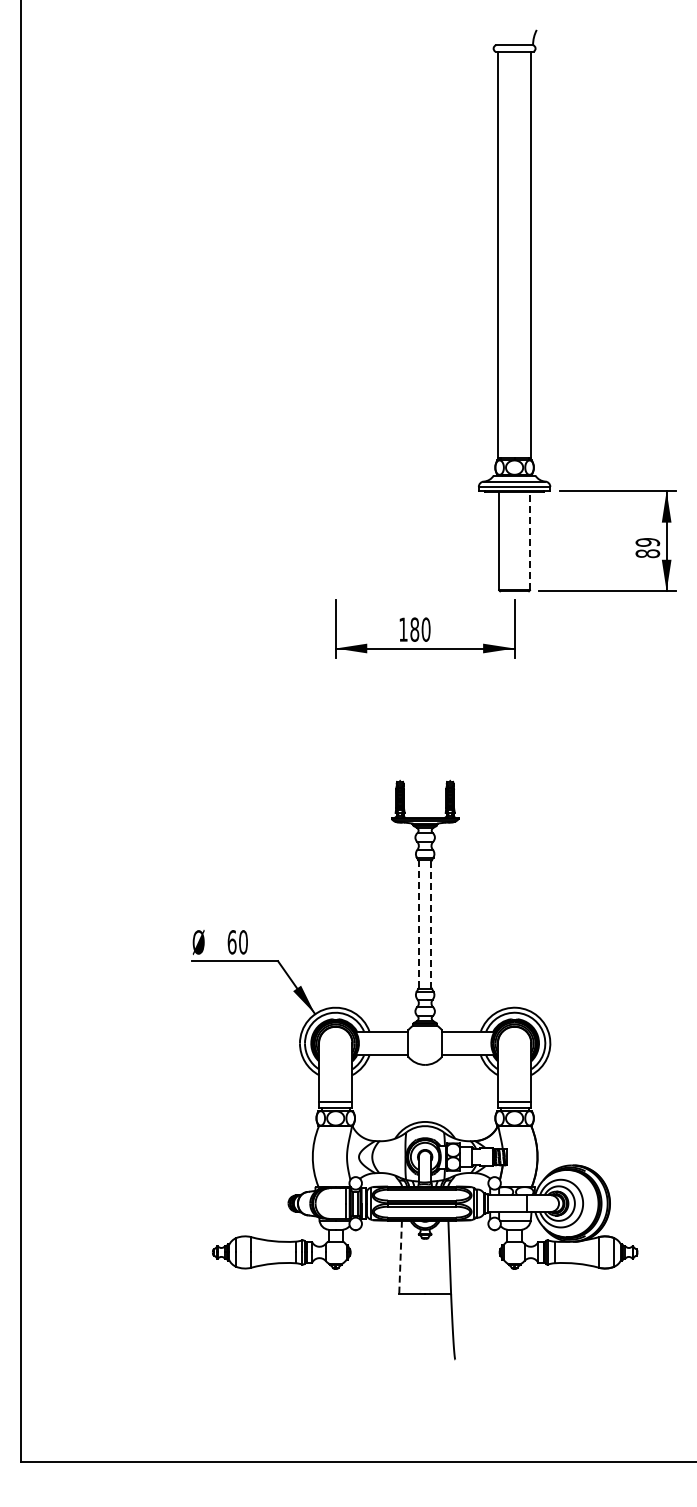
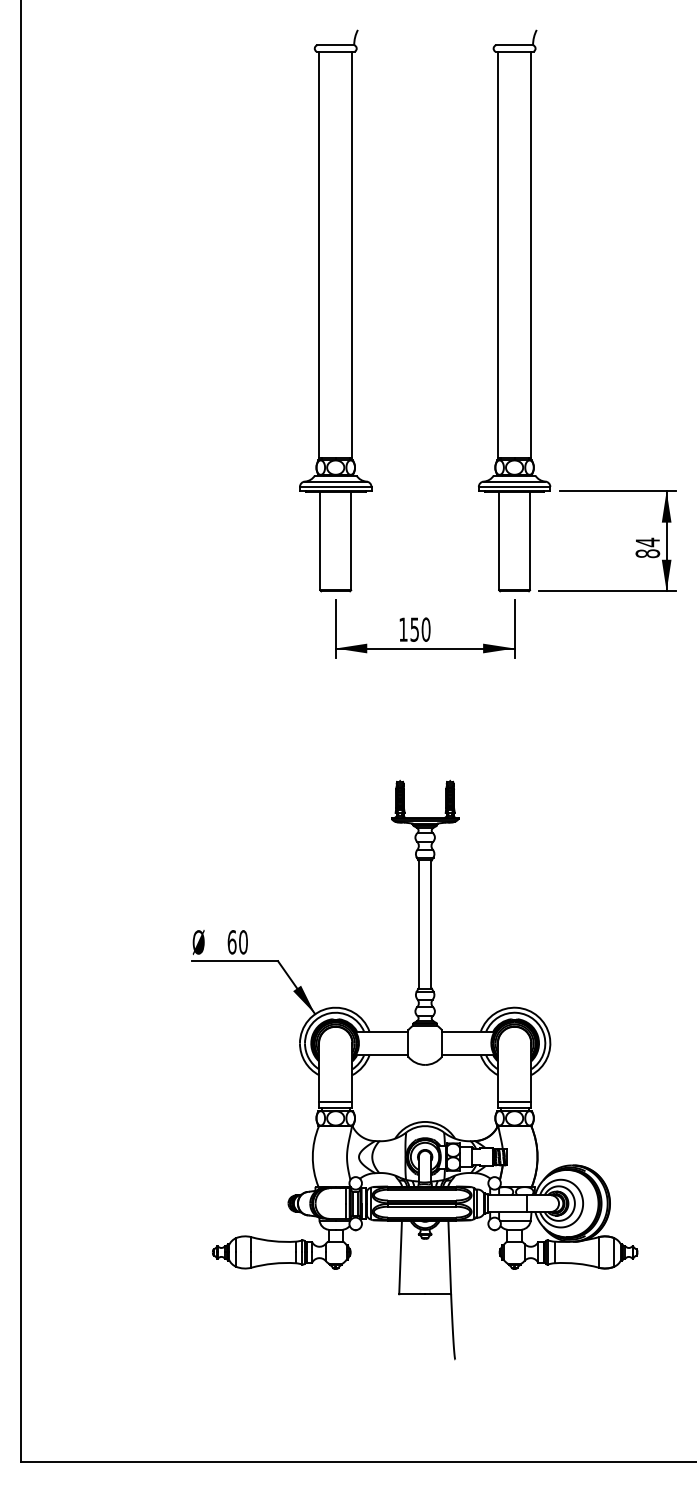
part: none -> present (335, 310)
line: dashed -> solid (529, 540)
text: 89 -> 84 (647, 542)
text: 180 -> 150 (414, 629)
line: dashed -> solid (431, 924)
line: dashed -> solid (419, 925)
line: dashed -> solid (400, 1257)
